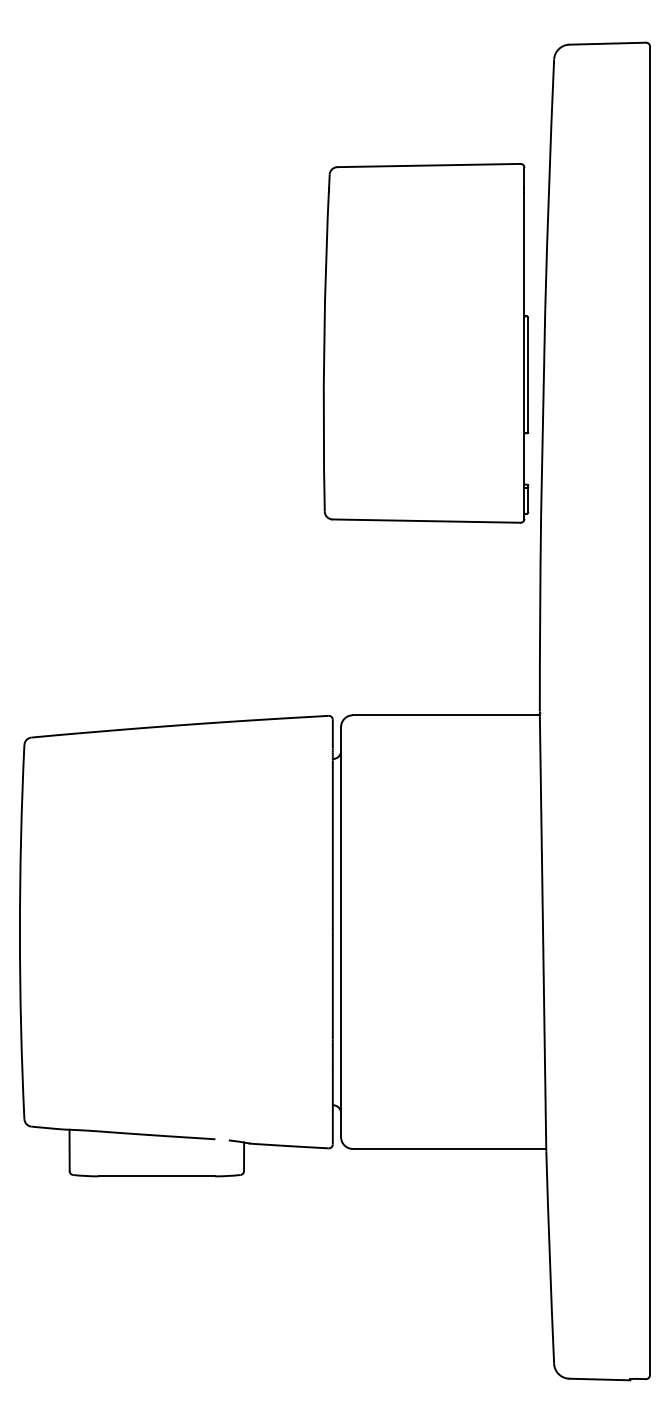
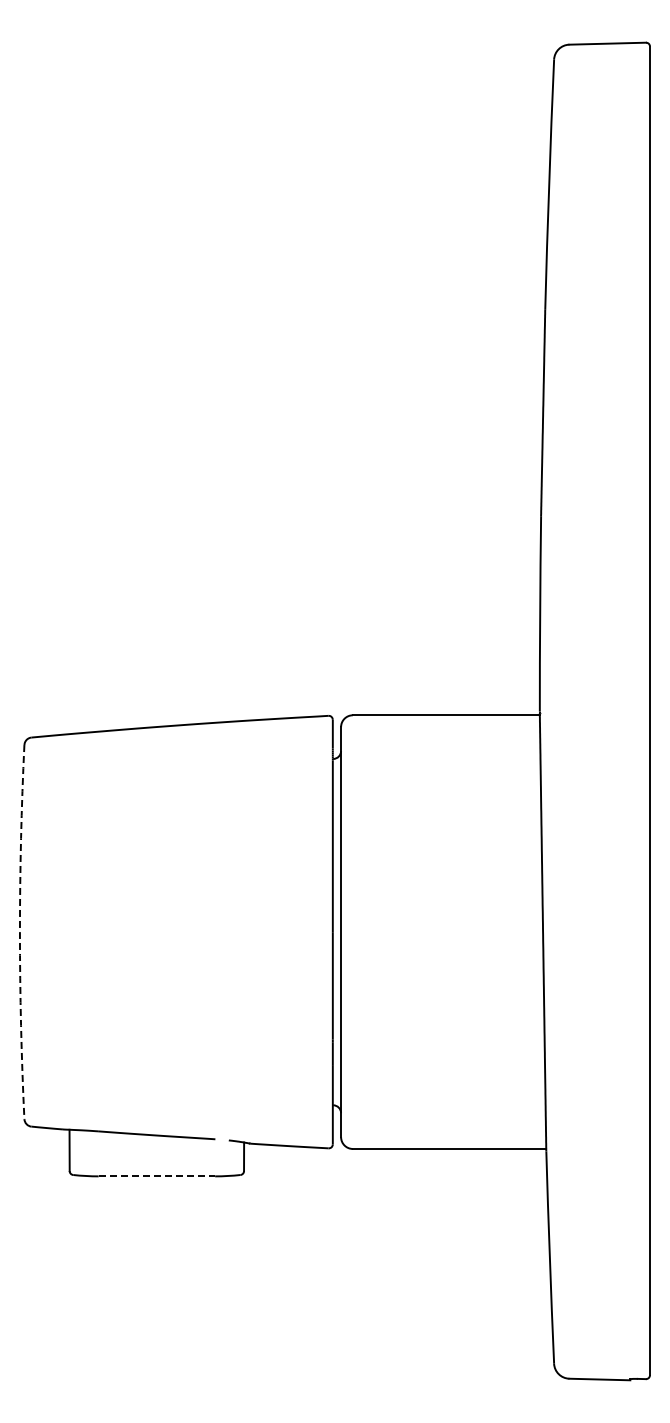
part: present -> none (425, 343)
arc: solid -> dashed (19, 932)
line: solid -> dashed (157, 1176)
